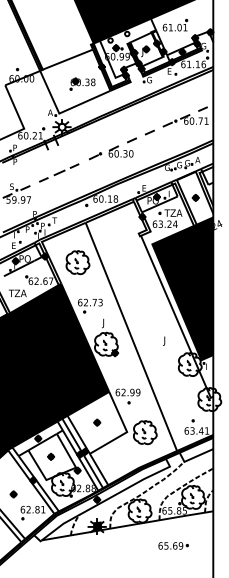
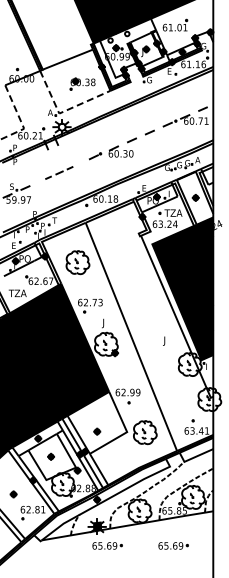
line: solid -> dashed (62, 111)
line: solid -> dashed (20, 119)
part size: 41x20 px -> 29x14 px (59, 172)
part position: (97, 422) -> (97, 431) (97, 431)
part: none -> present (107, 545)
